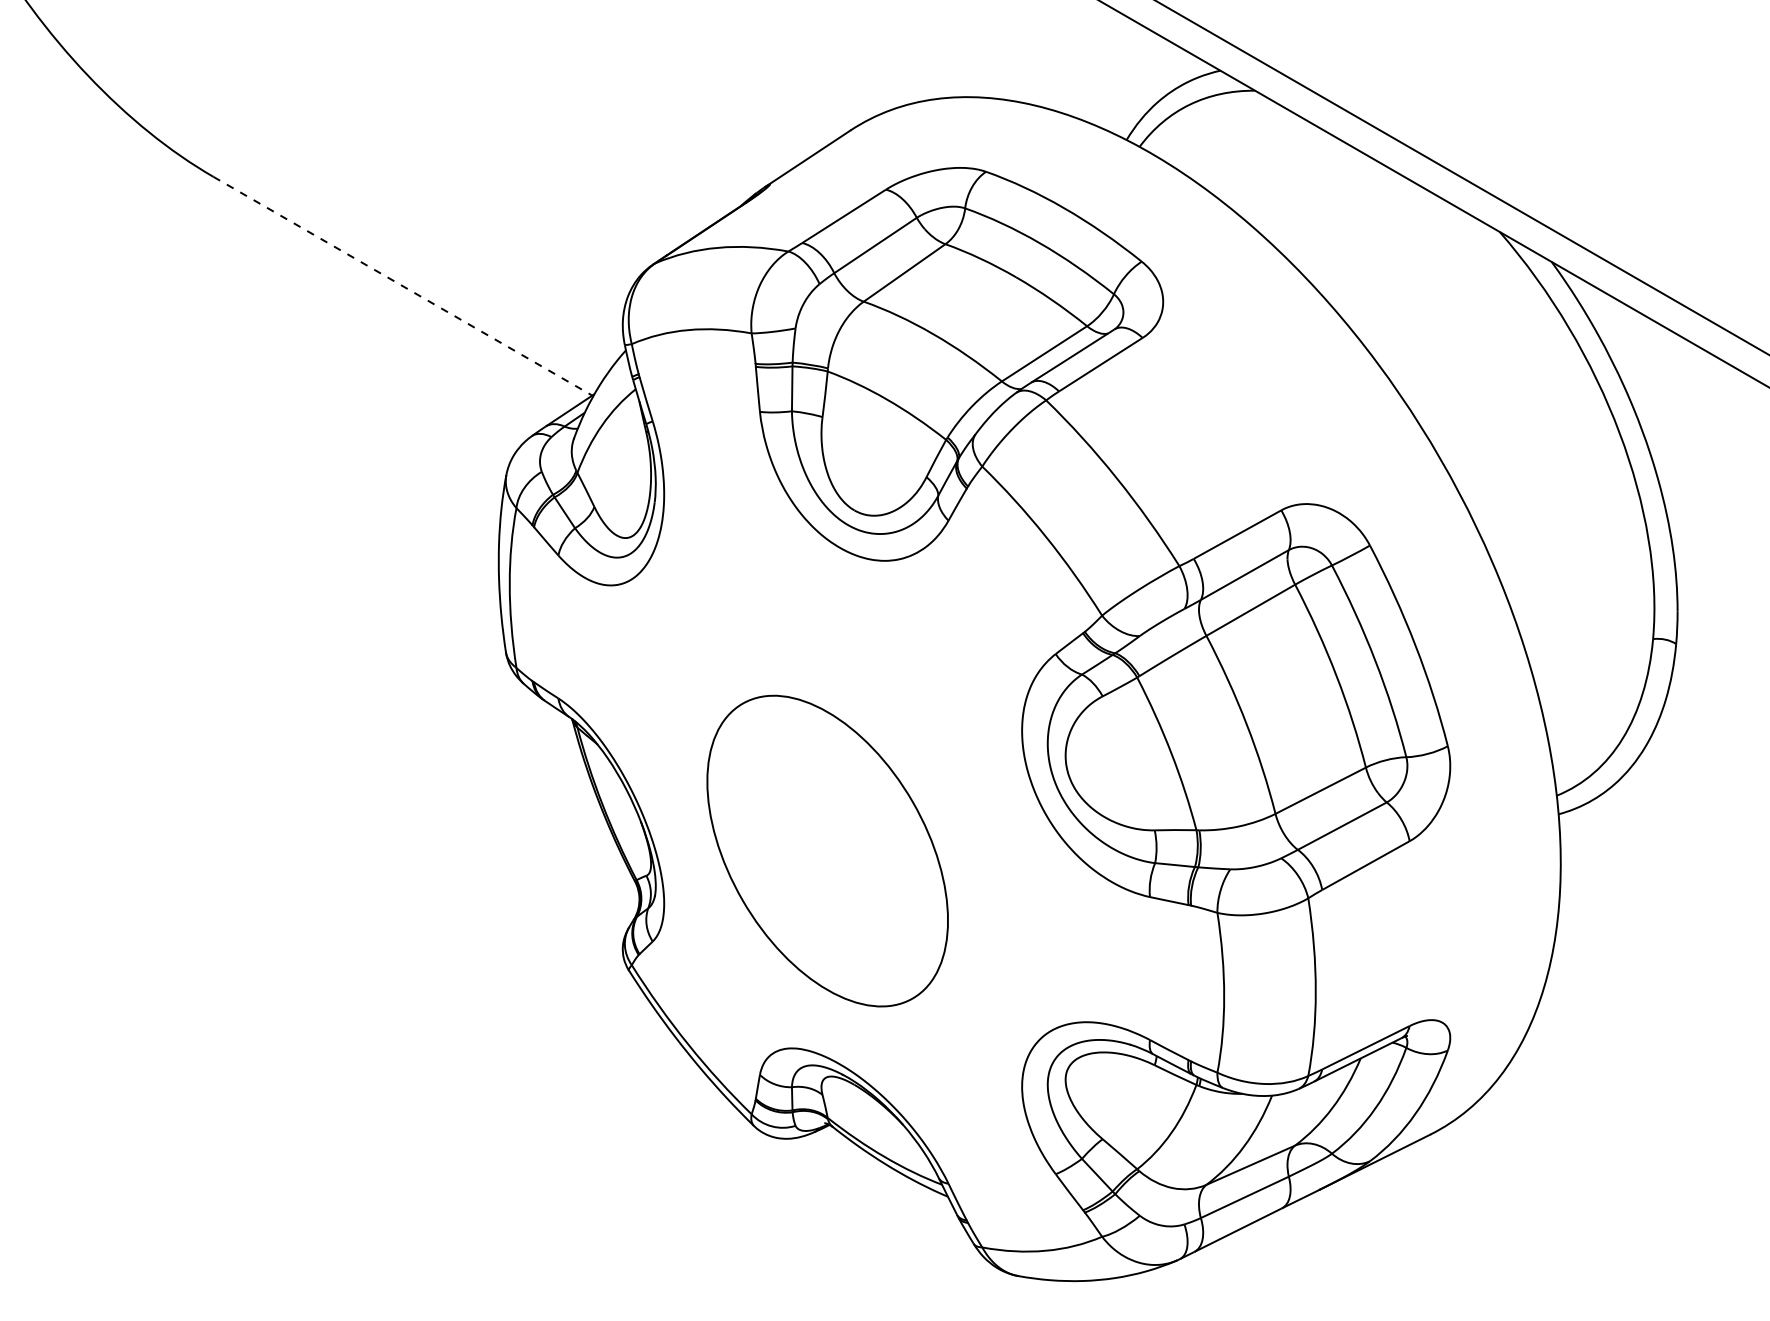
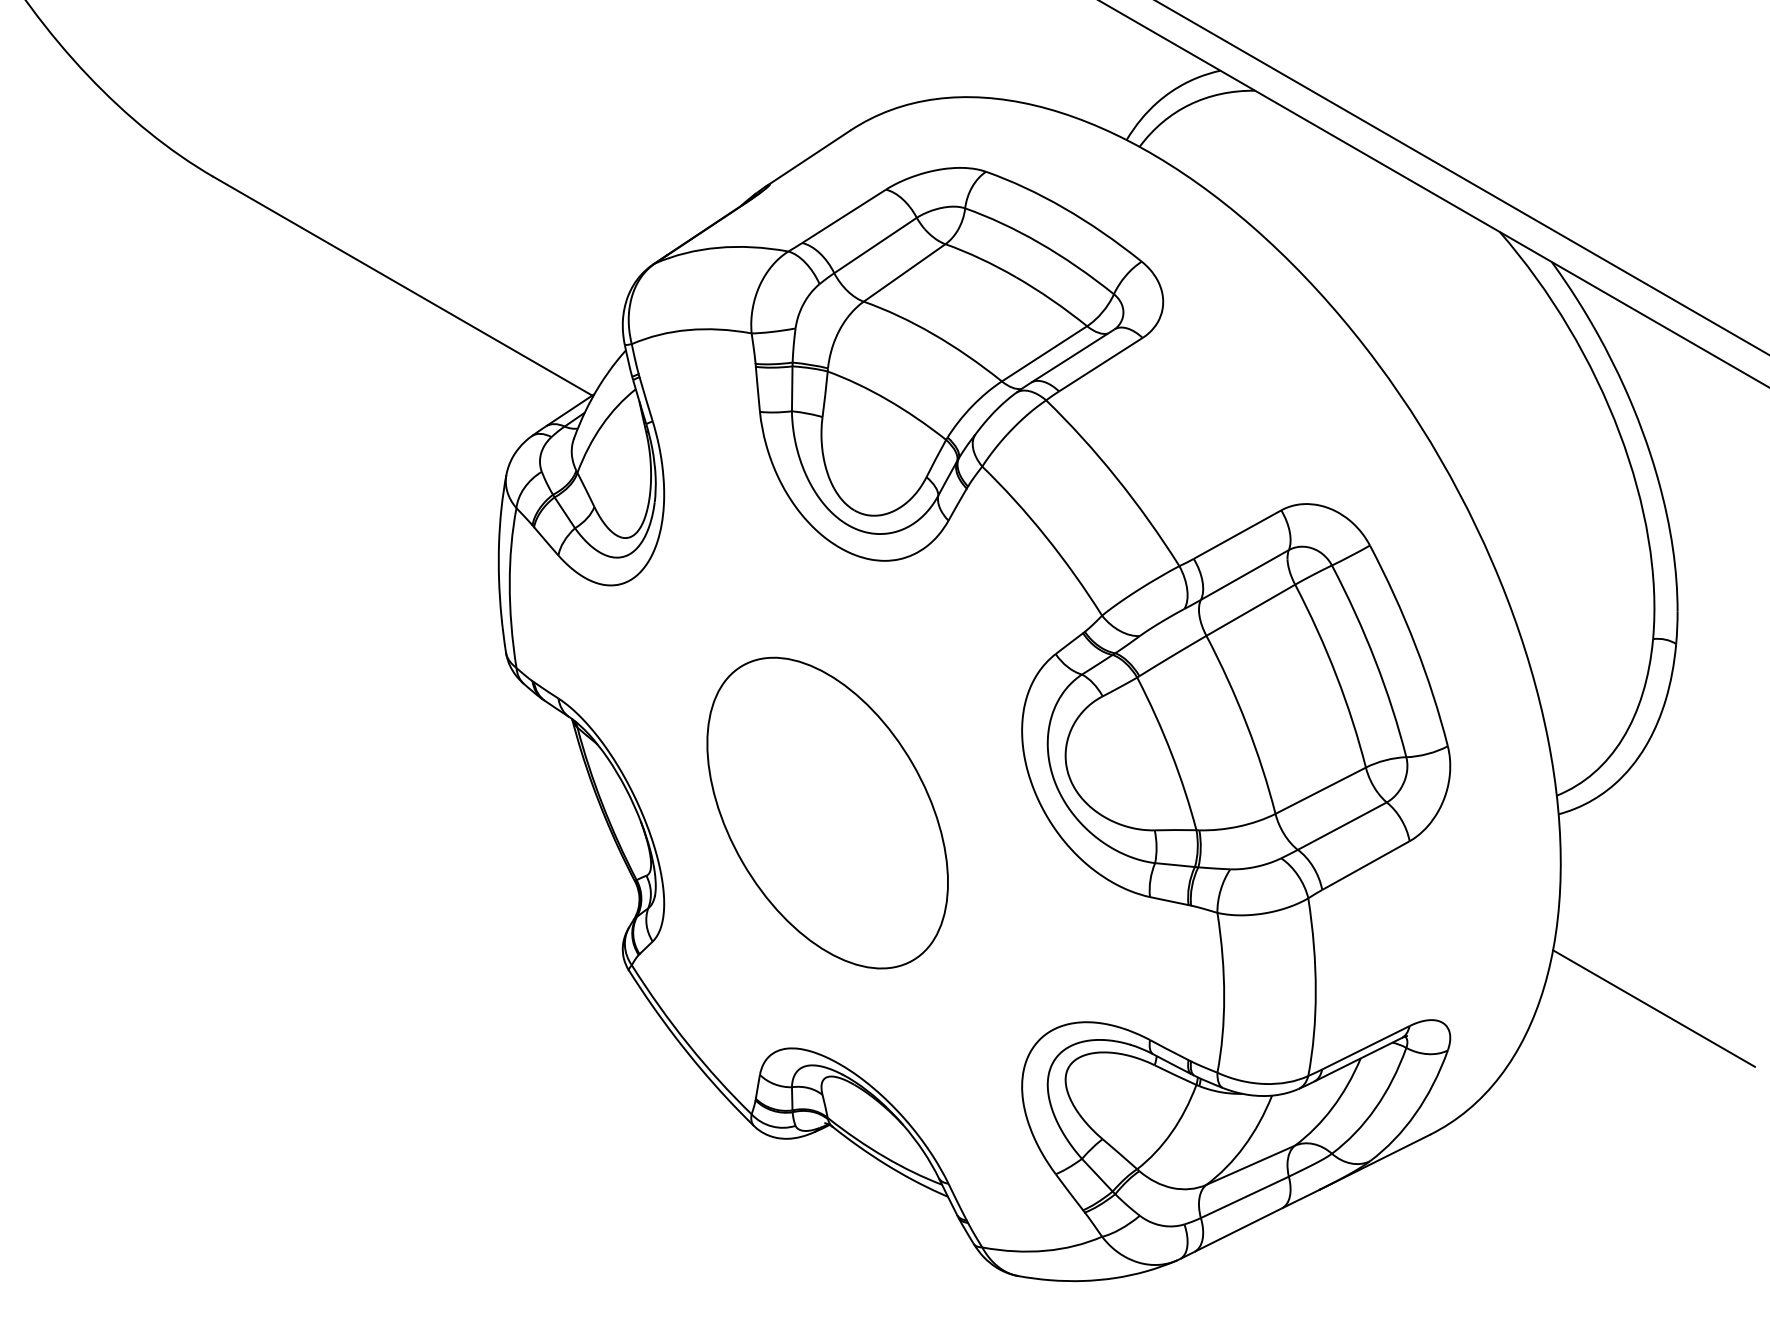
line: dashed -> solid (402, 286)
part position: (827, 850) -> (827, 812) (827, 812)
line: none -> present (1653, 1008)
